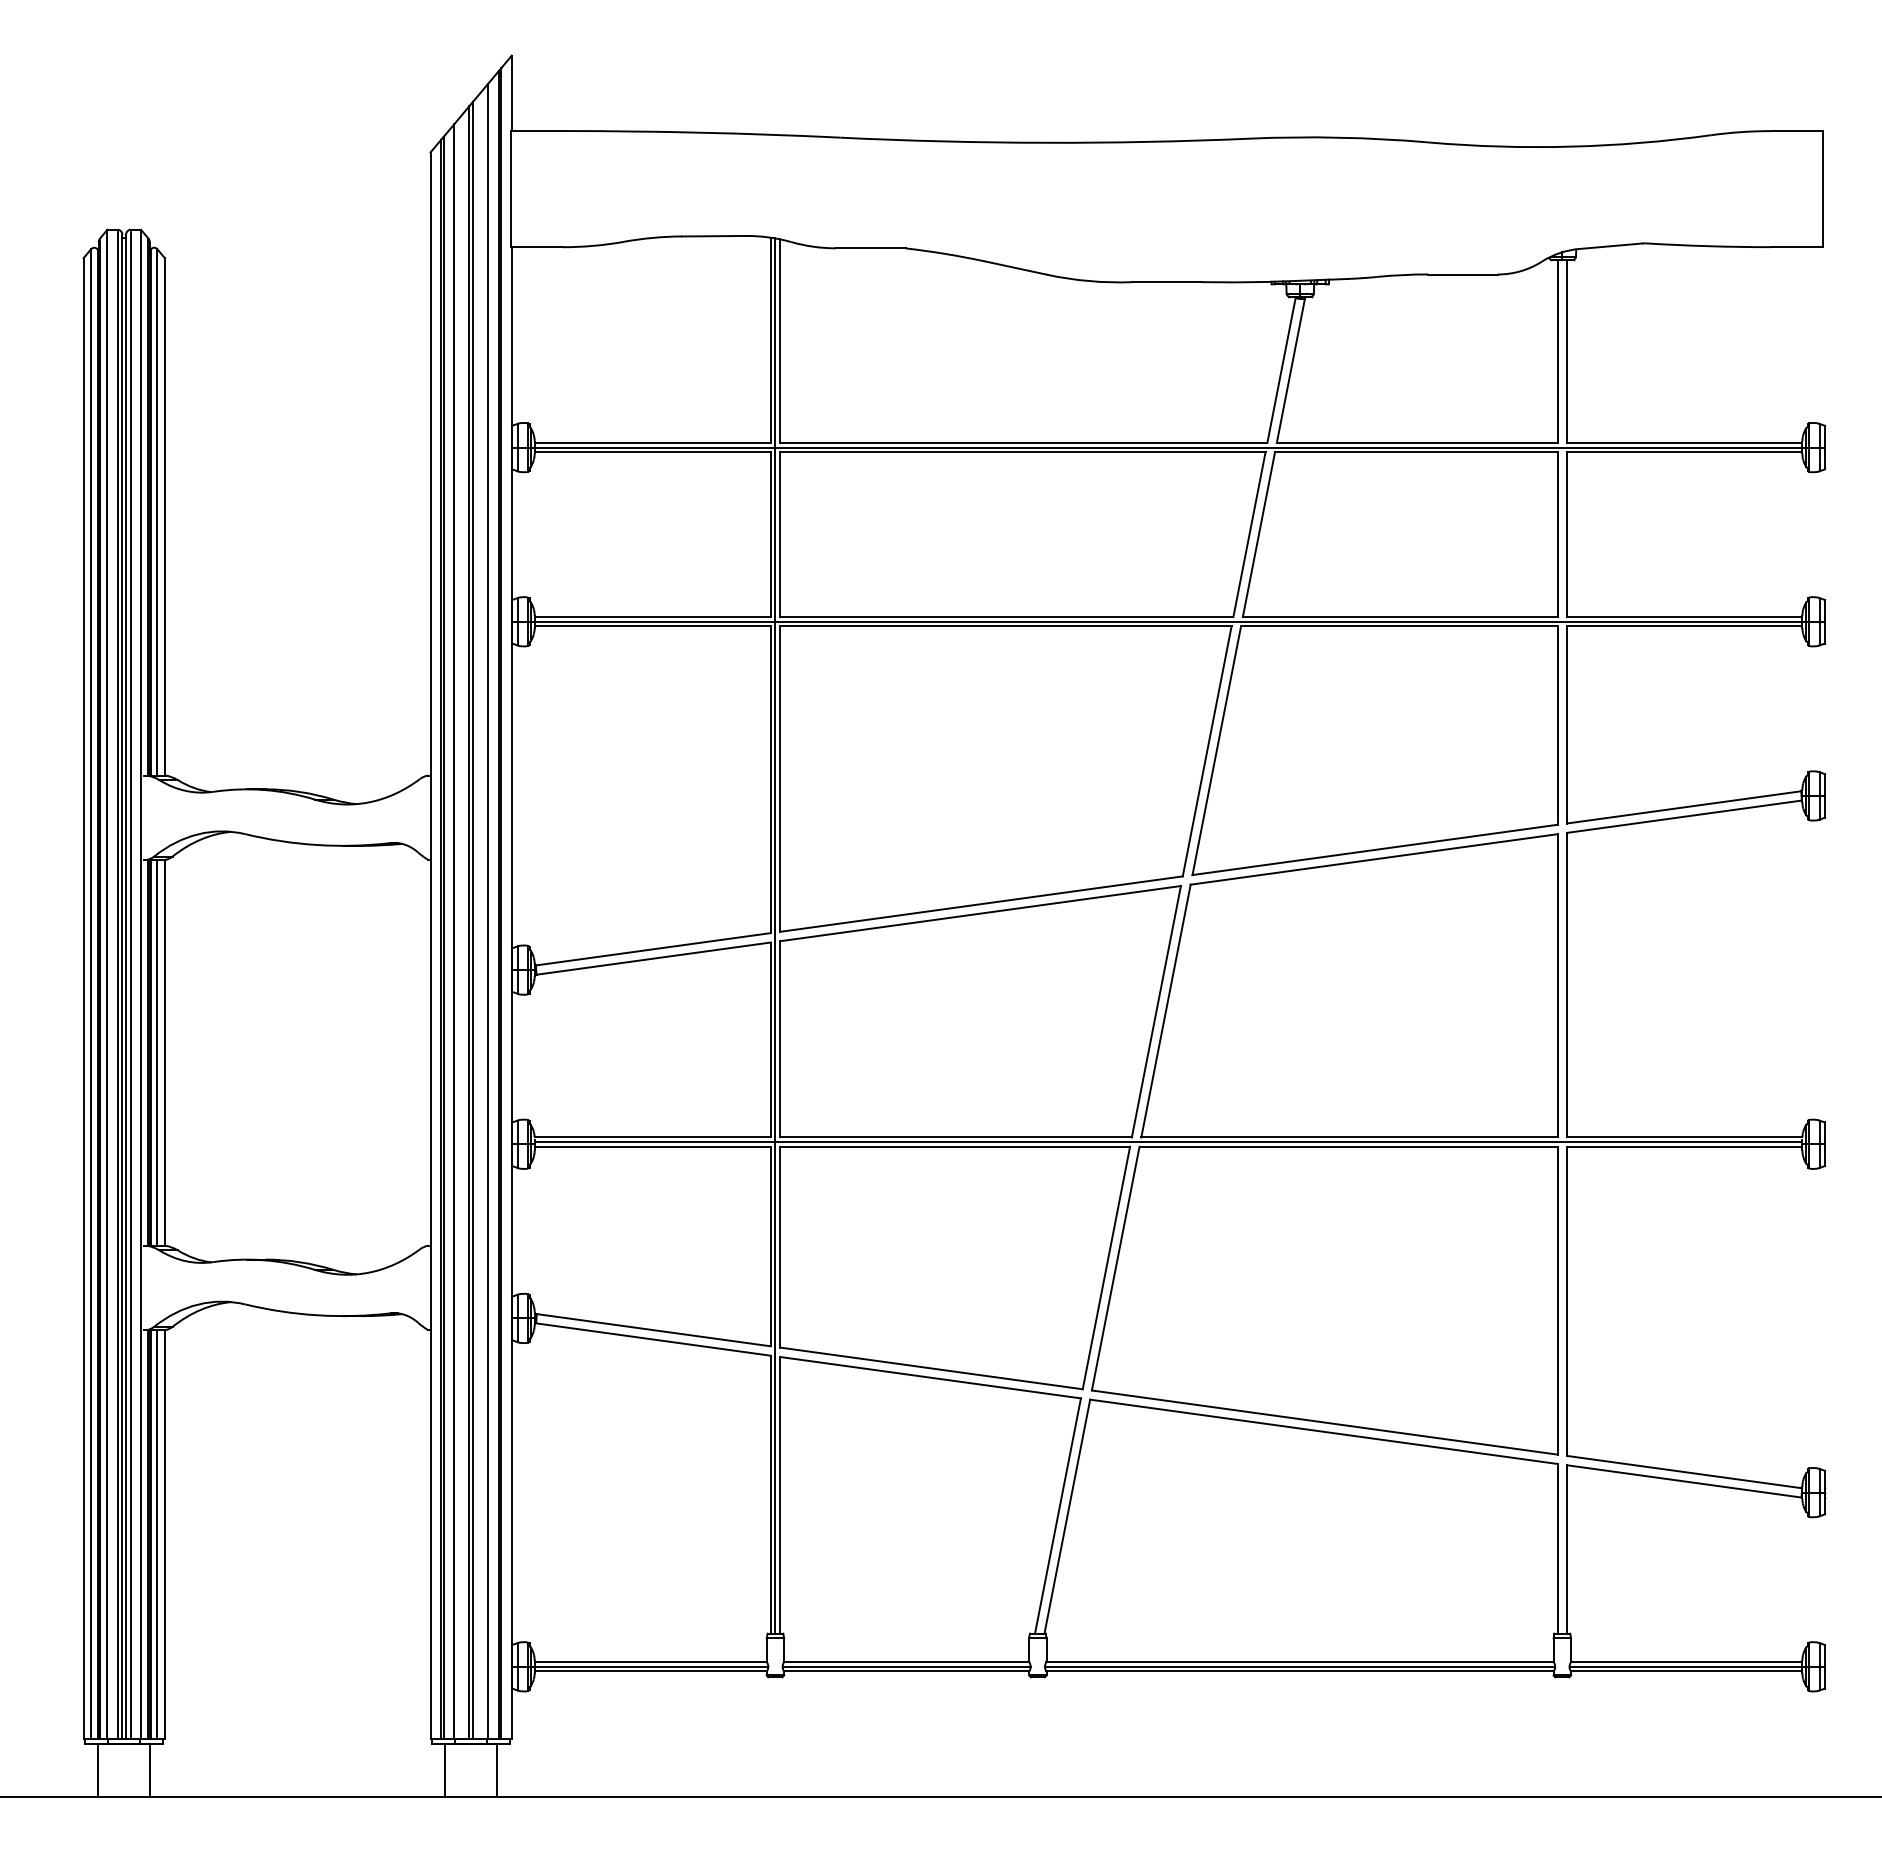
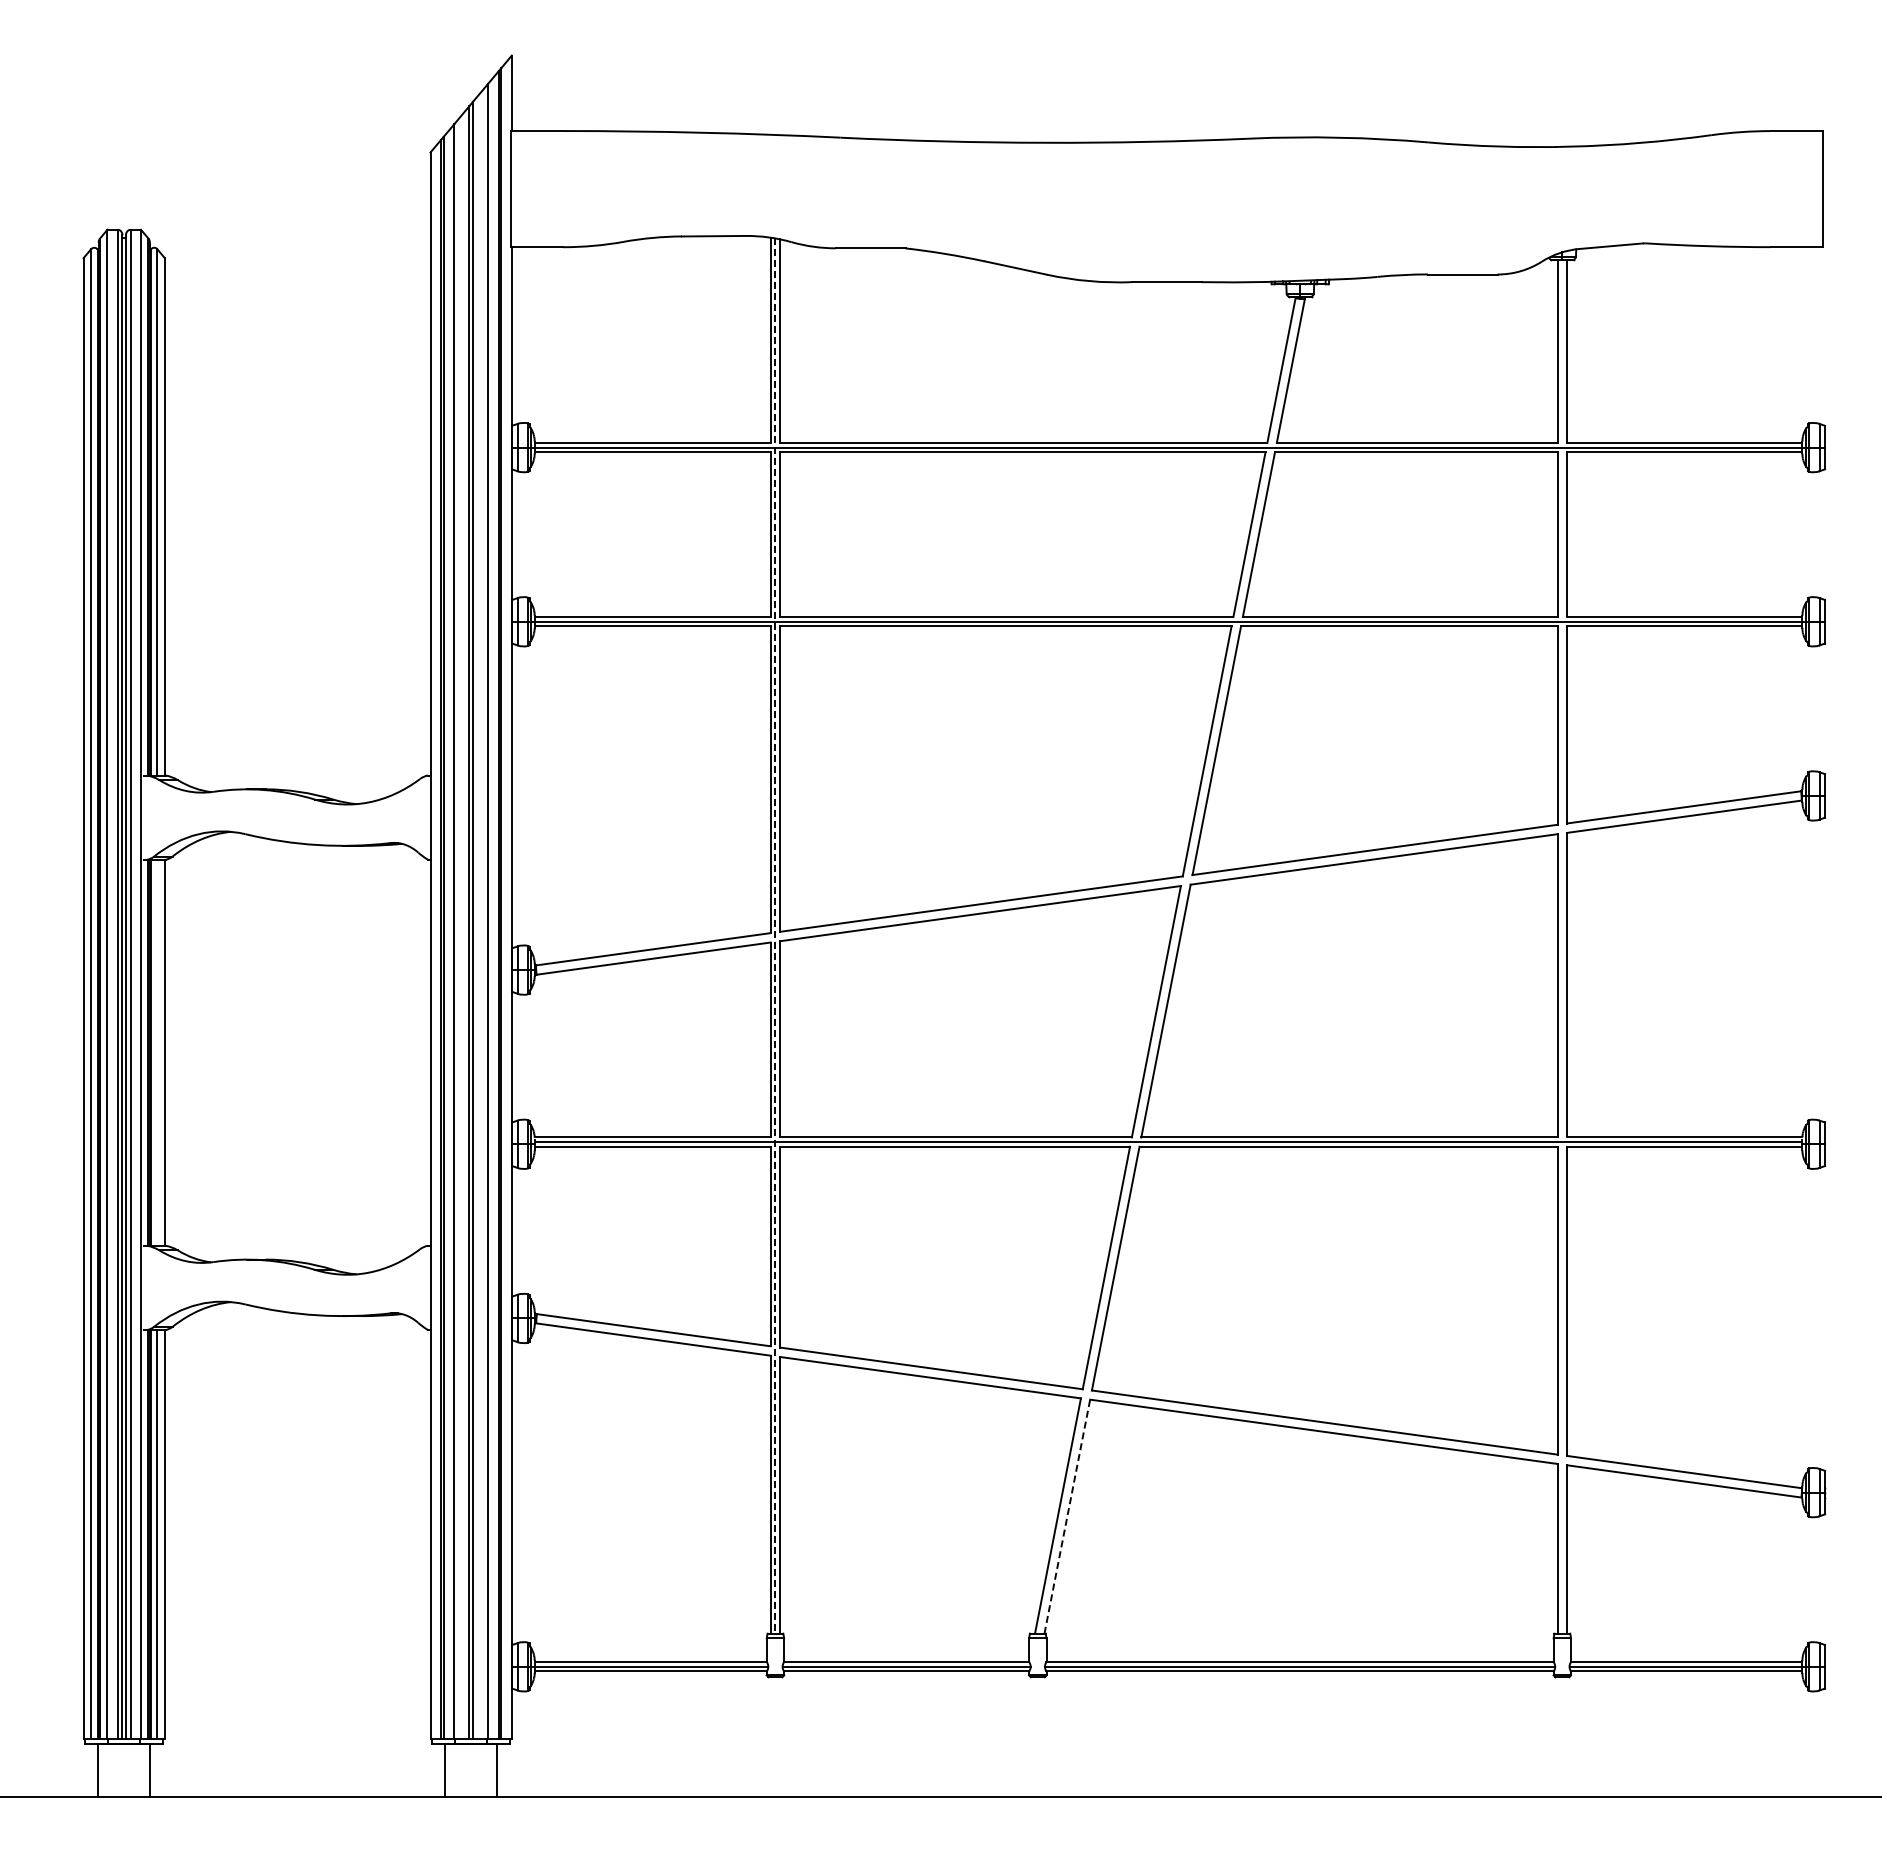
line: solid -> dashed (775, 936)
line: present -> none (157, 1052)
line: solid -> dashed (1067, 1516)
